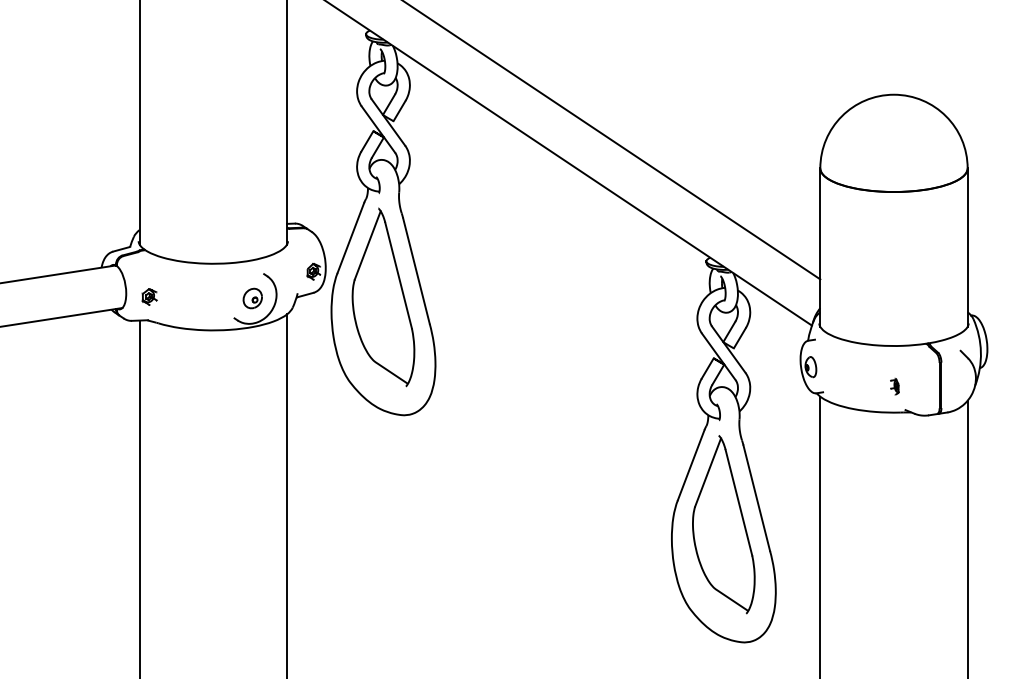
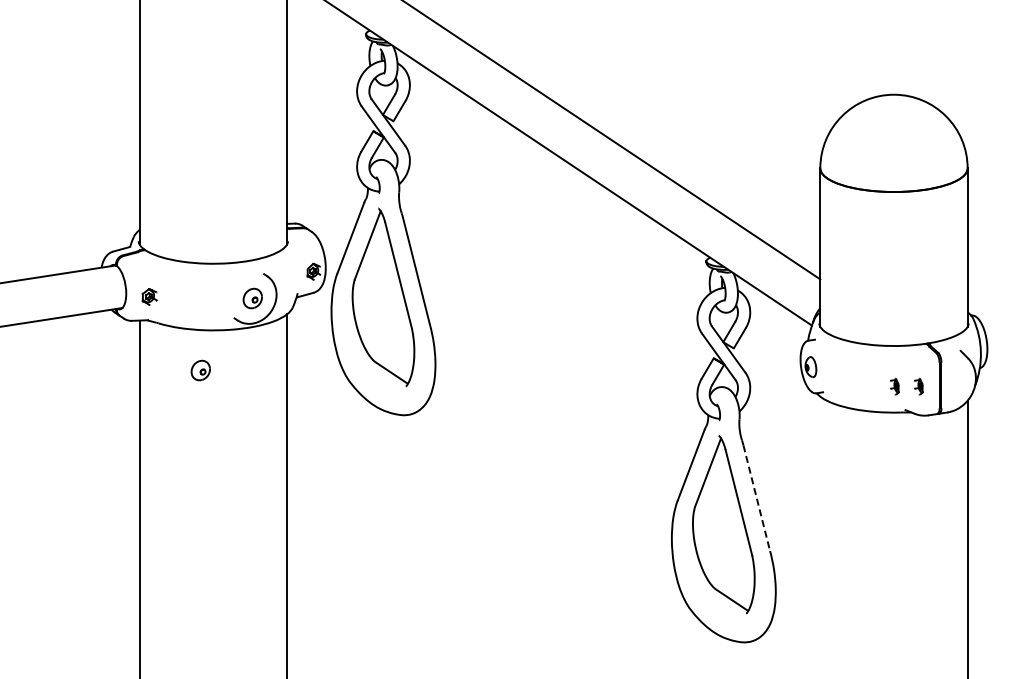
part: none -> present (200, 370)
part: none -> present (918, 386)
line: solid -> dashed (756, 498)
line: present -> none (820, 535)
